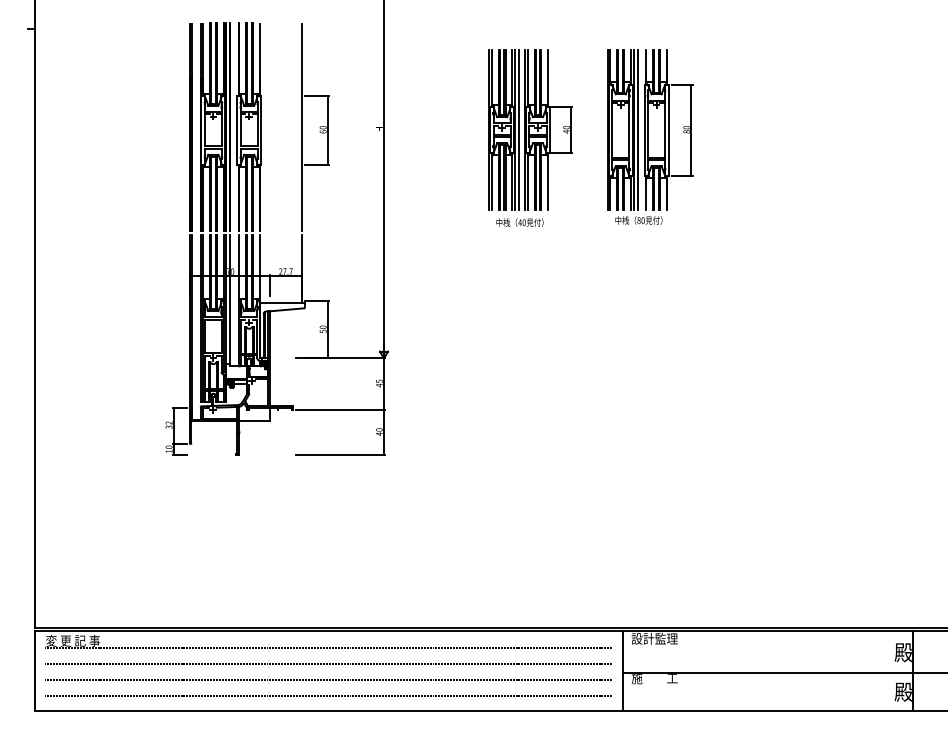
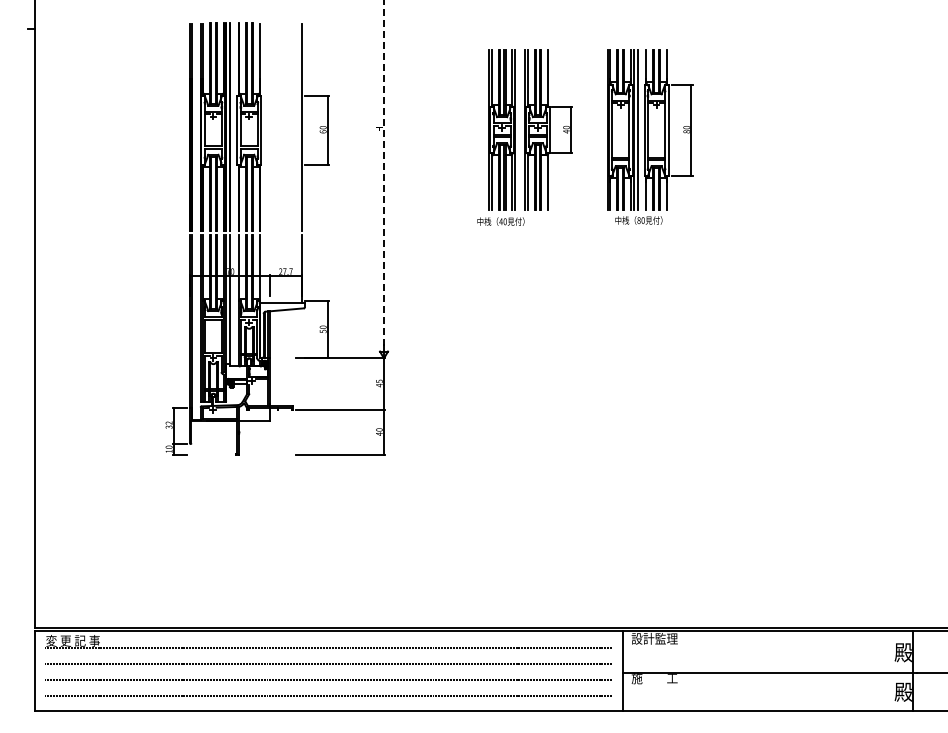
line: present -> none (518, 130)
line: solid -> dashed (384, 175)
text position: (519, 222) -> (500, 221) (500, 221)
